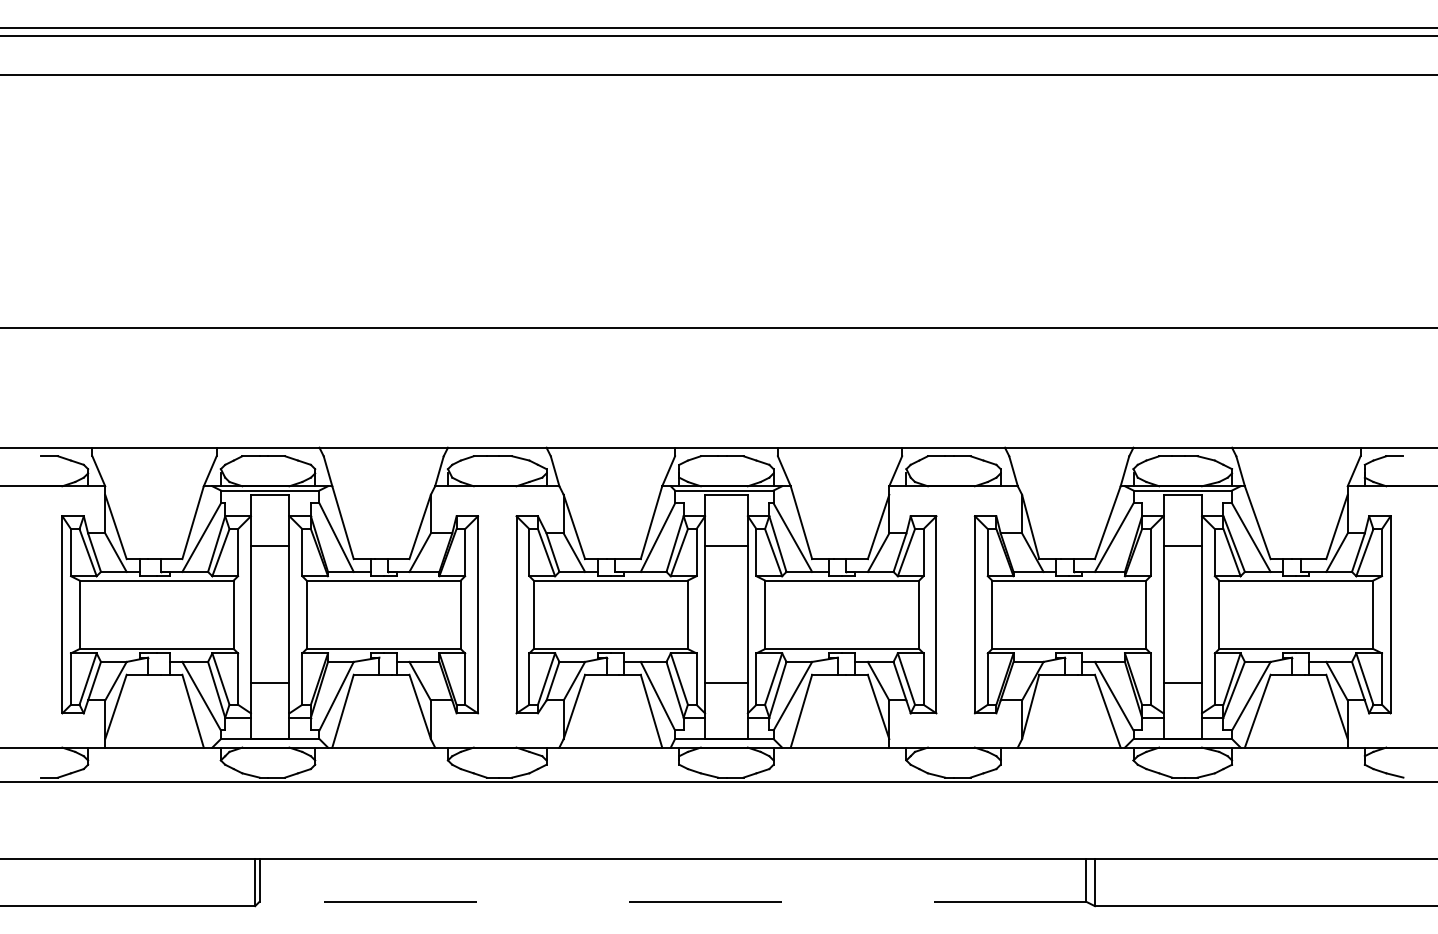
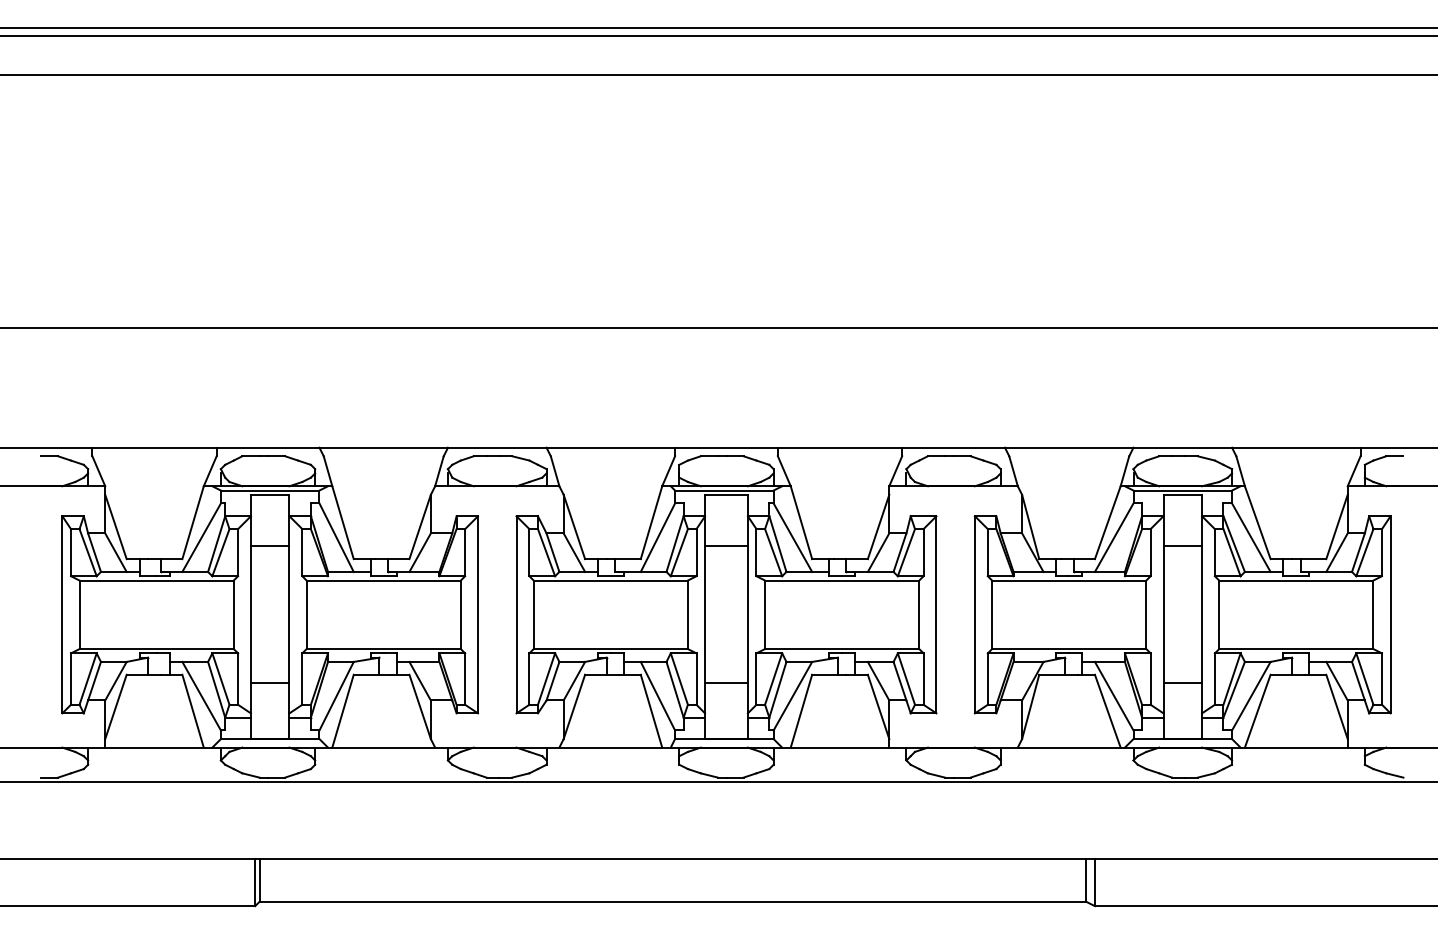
line: dashed -> solid (672, 901)
